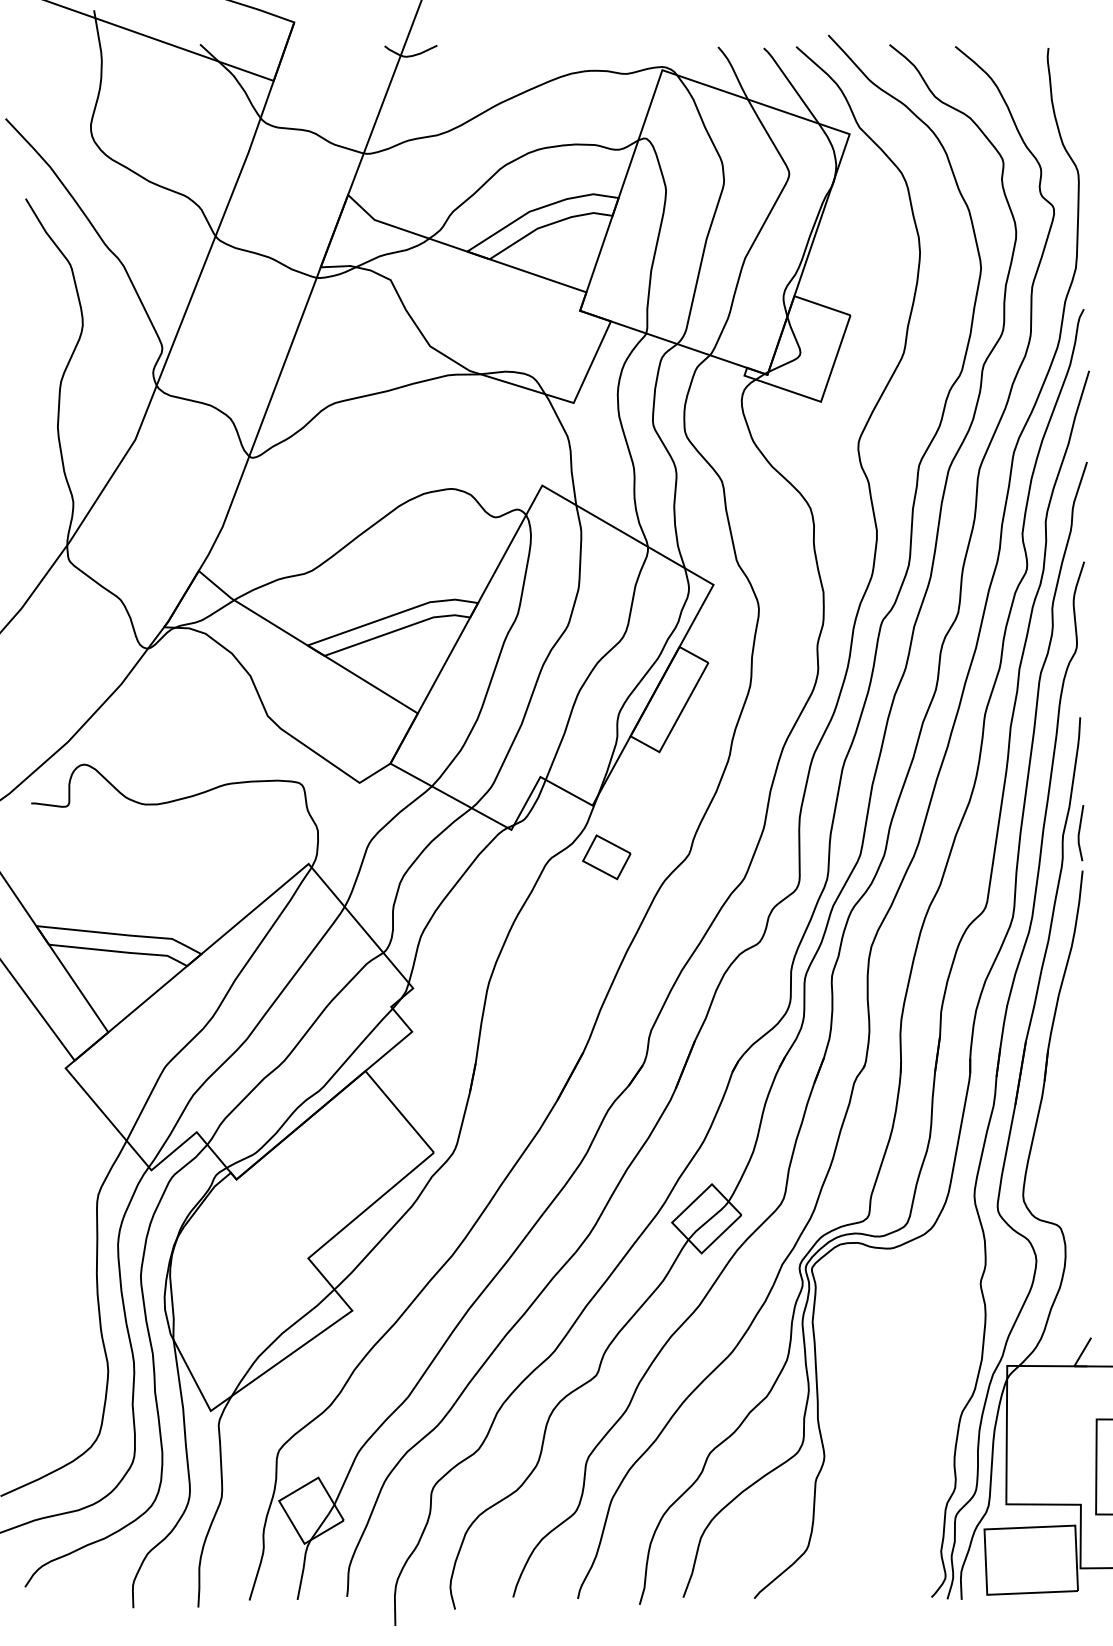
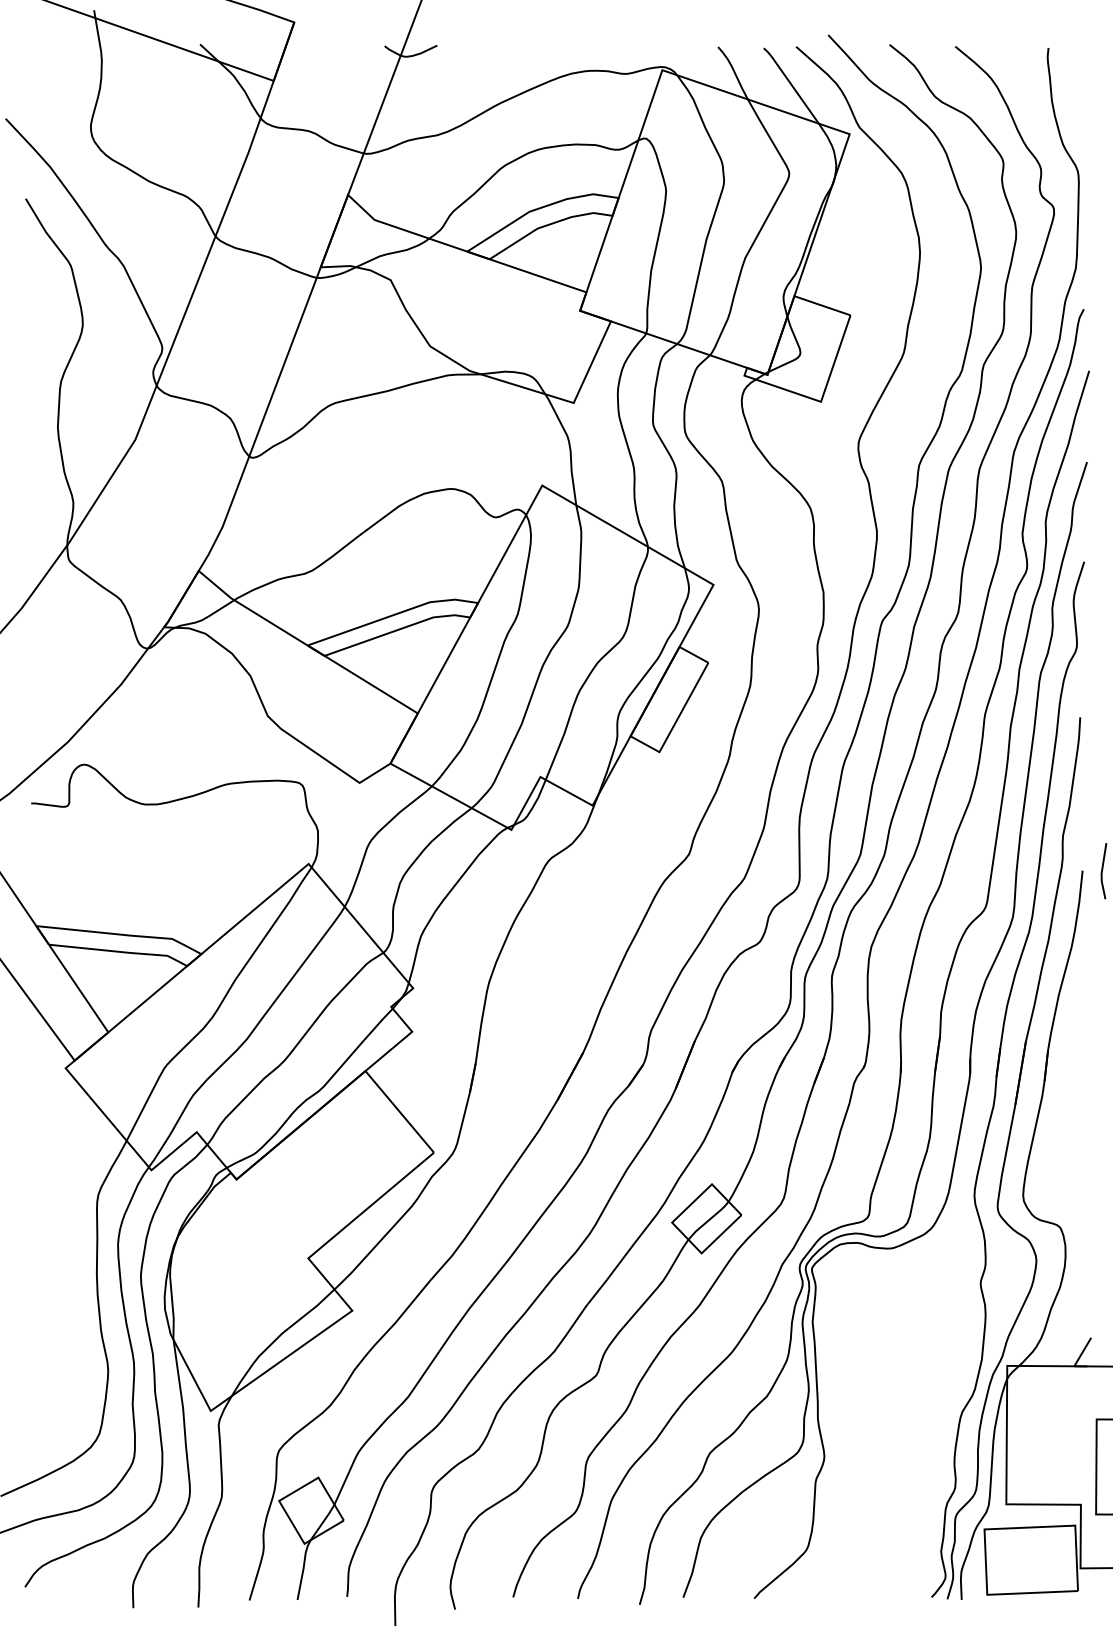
line position: (1079, 833) -> (1102, 871) (1102, 871)
part: present -> none (606, 857)
